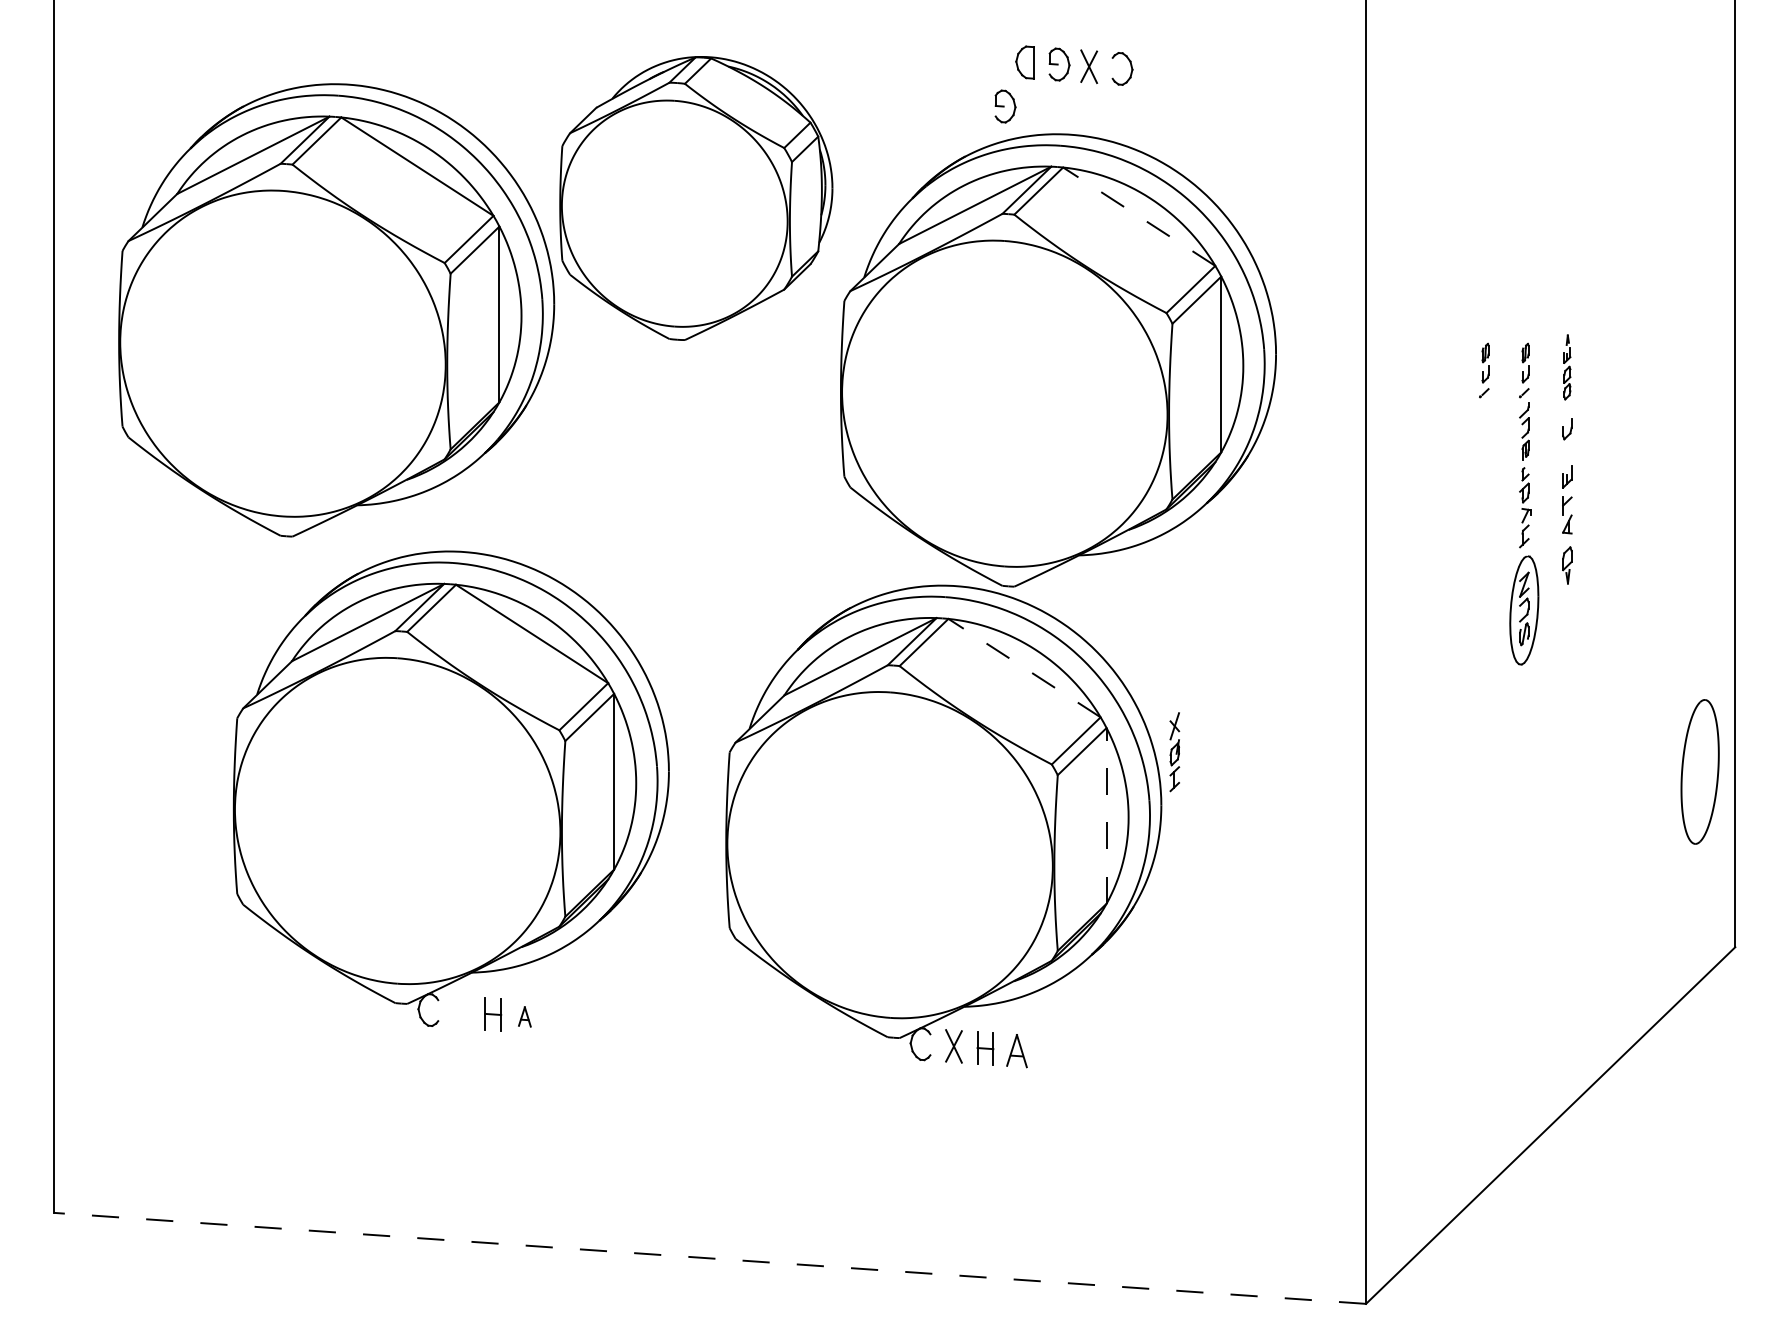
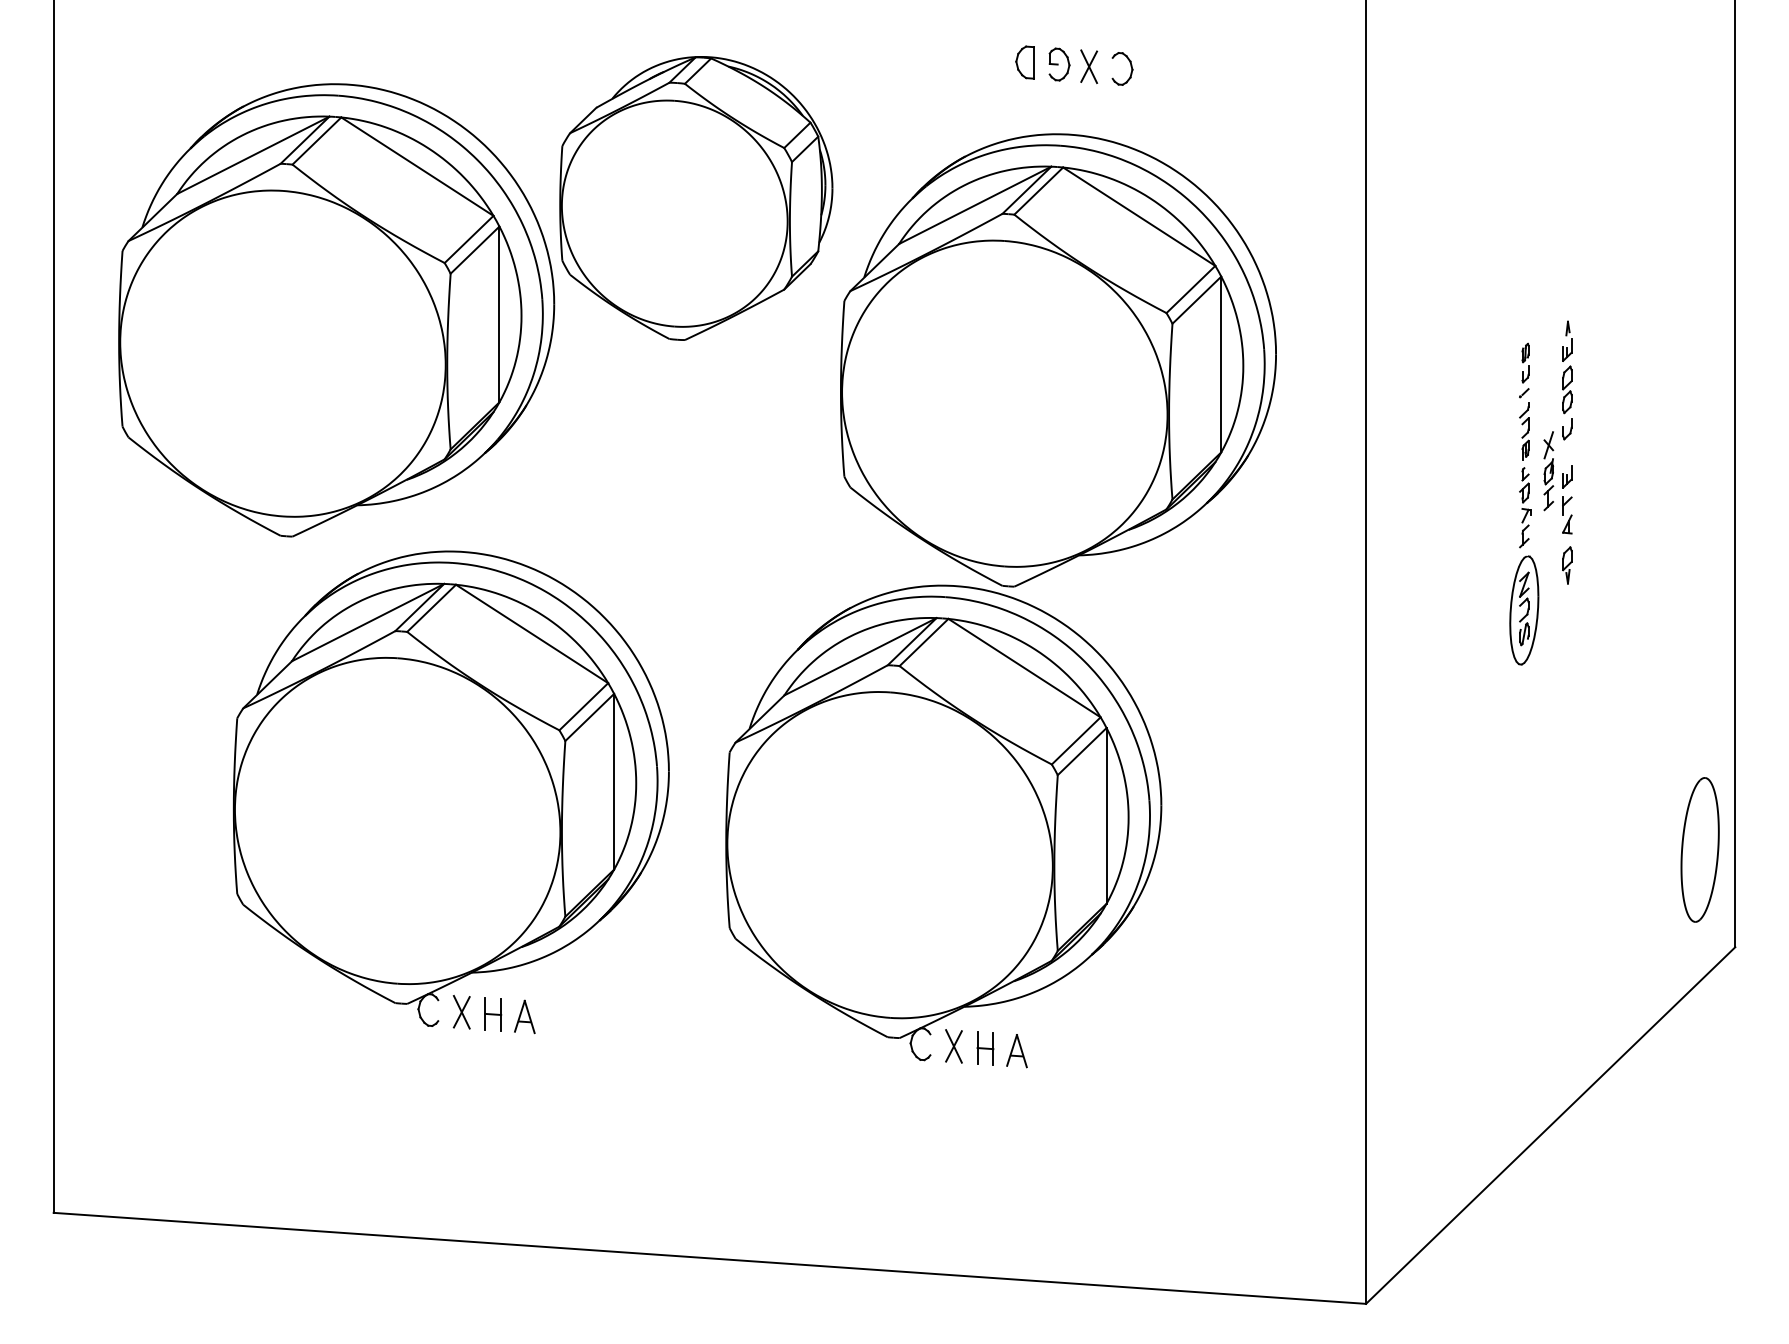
part: present -> none (1005, 106)
line: dashed -> solid (1139, 216)
part size: 9x67 px -> 11x95 px (1567, 367)
part: present -> none (1484, 370)
line: dashed -> solid (1024, 668)
part position: (1174, 752) -> (1548, 471) (1548, 471)
part position: (1699, 771) -> (1699, 849) (1699, 849)
line: dashed -> solid (1106, 815)
part: none -> present (461, 1012)
part size: 14x22 px -> 22x36 px (524, 1016)
line: dashed -> solid (709, 1258)
